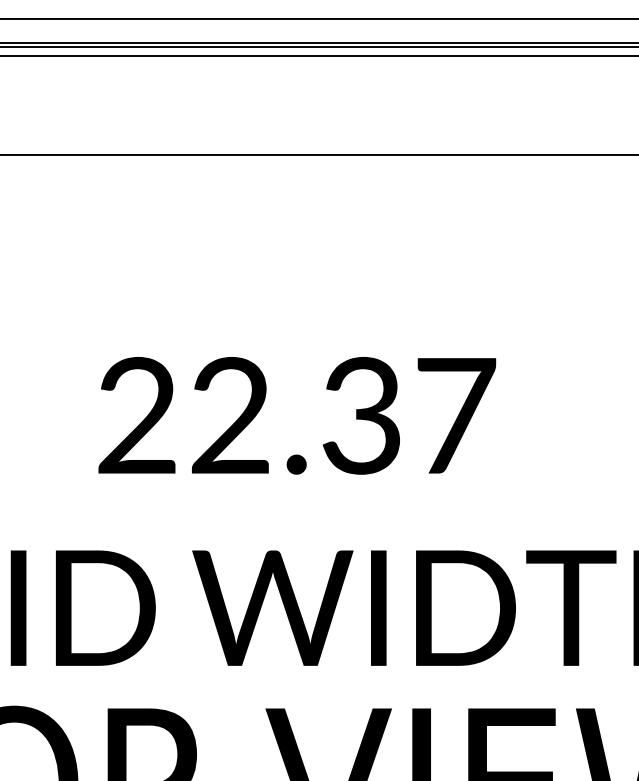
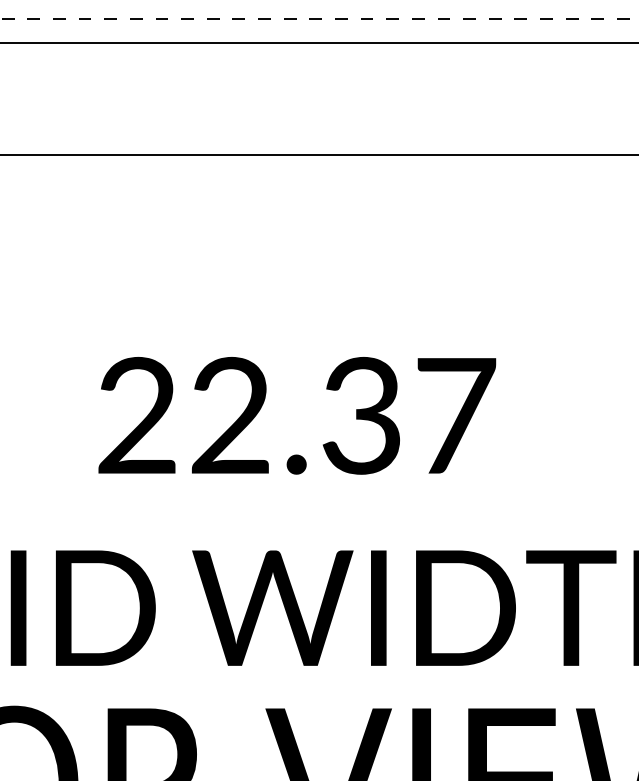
line: solid -> dashed (319, 19)
line: present -> none (318, 46)
line: present -> none (318, 56)
